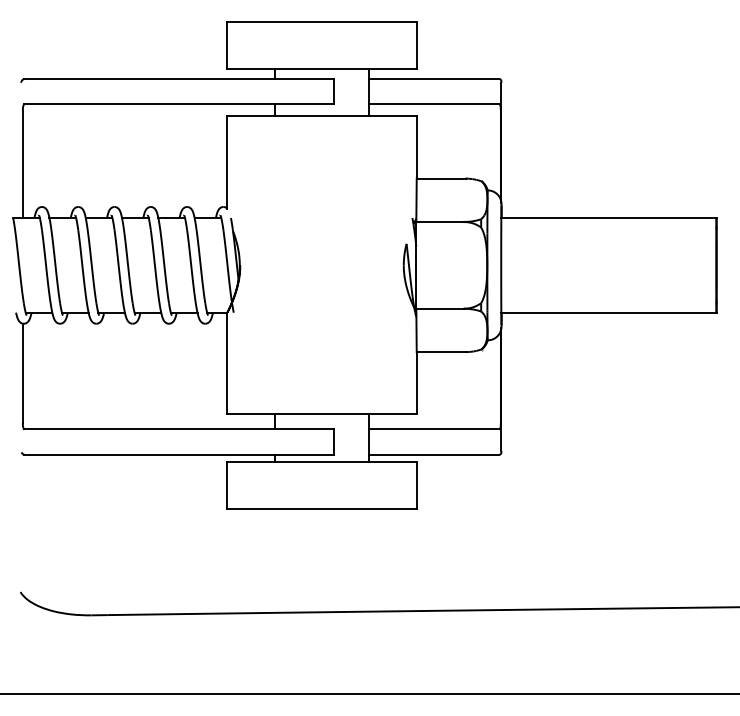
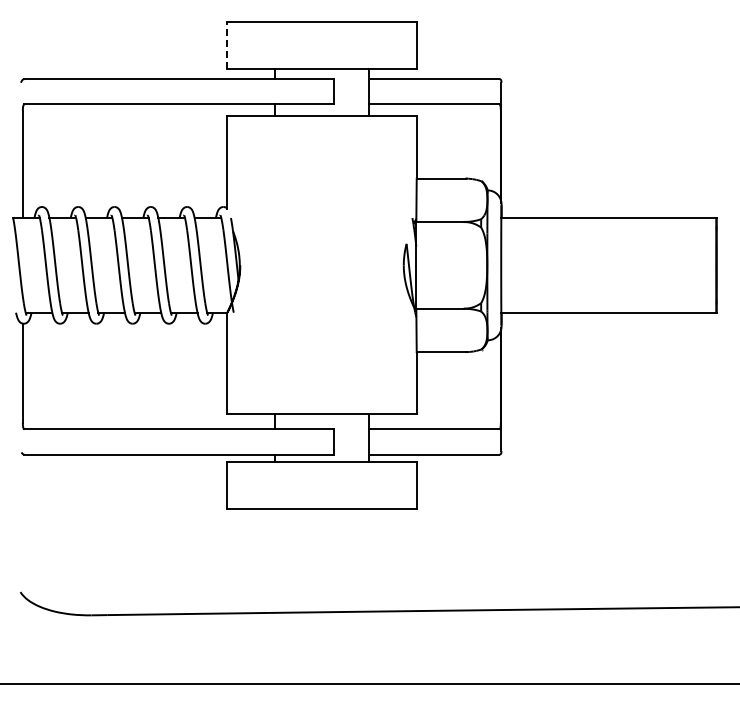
line: solid -> dashed (227, 45)
line position: (369, 694) -> (369, 684) (369, 684)
